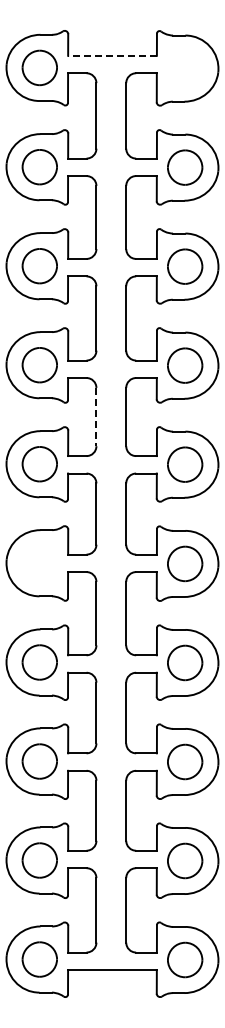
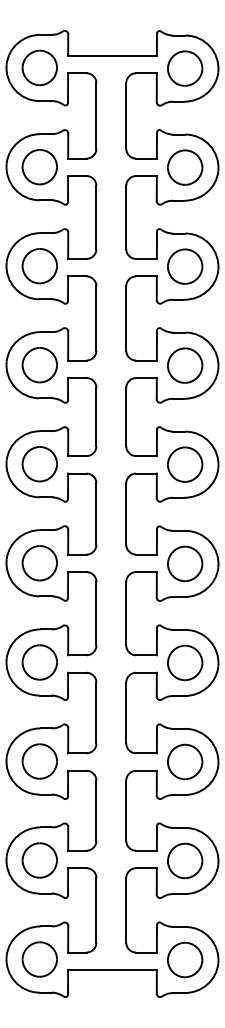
line: dashed -> solid (112, 55)
part: none -> present (185, 68)
line: dashed -> solid (96, 417)
part: none -> present (39, 563)
